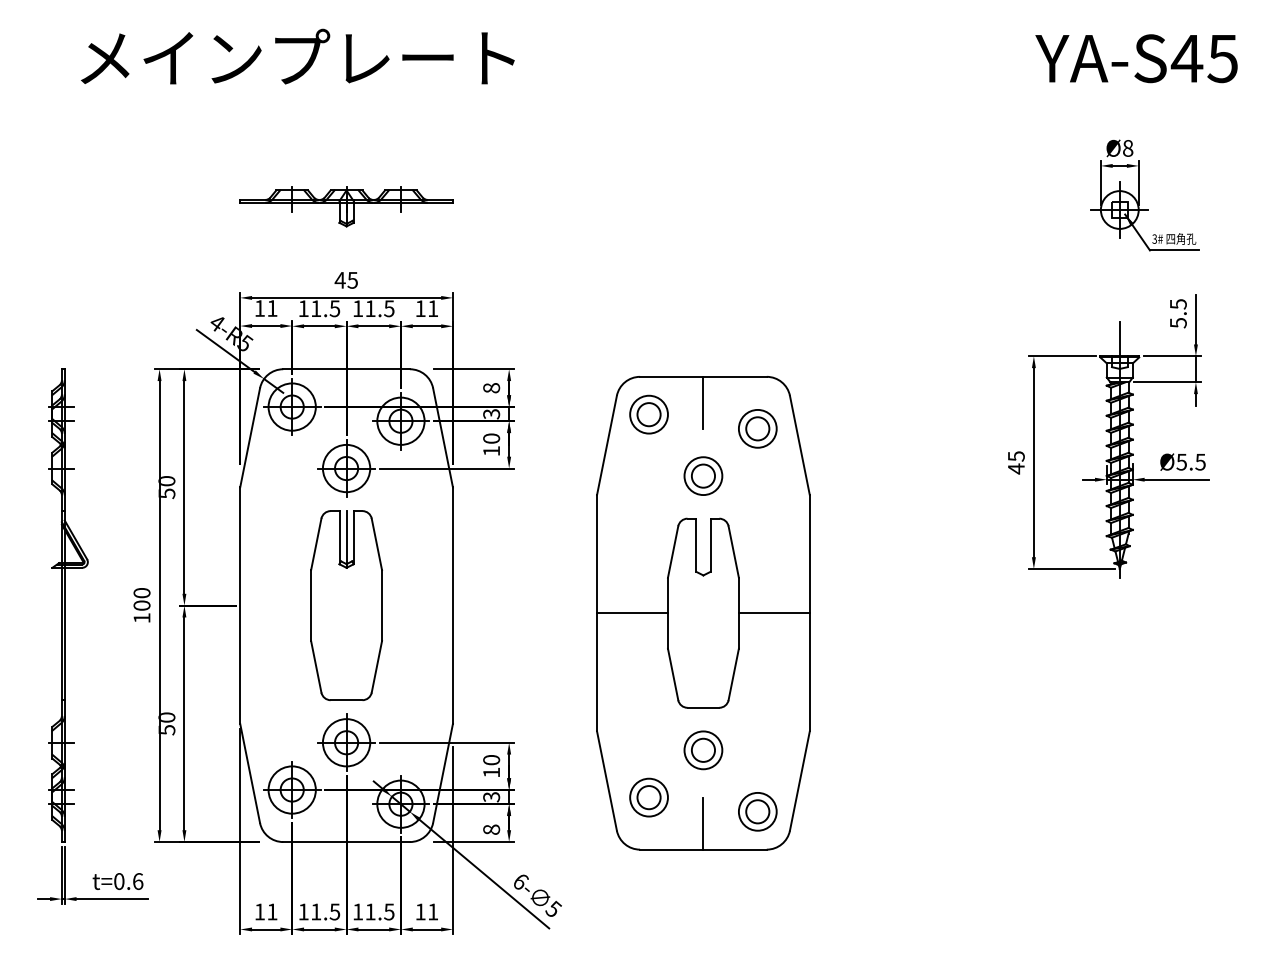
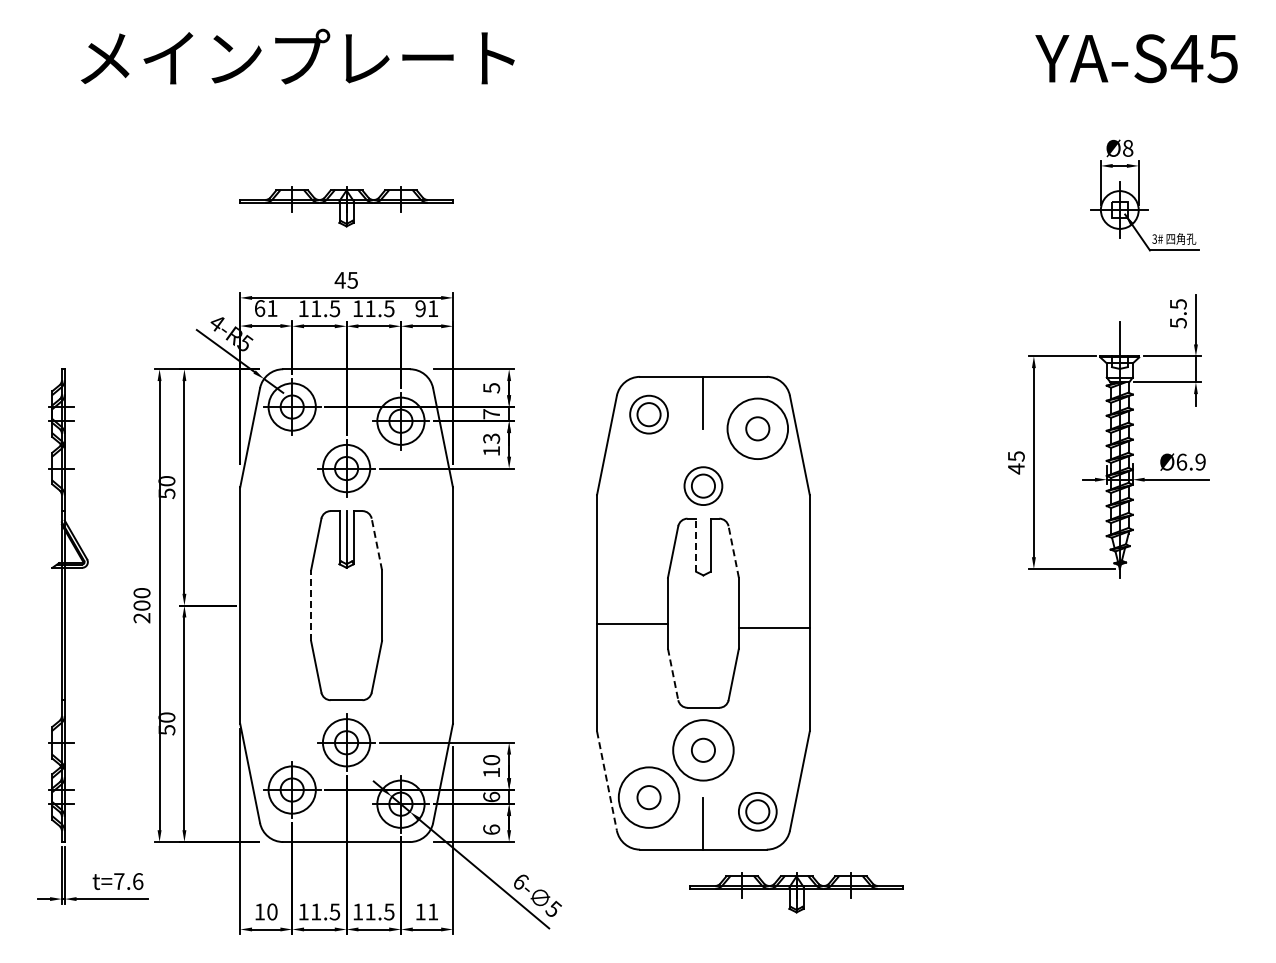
text: 11 -> 61 (260, 308)
text: 11 -> 91 (420, 308)
text: 8 -> 5 (491, 388)
text: 3 -> 7 (491, 414)
circle diameter: 38 px -> 61 px (757, 428)
text: 10 -> 13 (491, 438)
text: Ø5.5 -> Ø6.9 (1190, 461)
part position: (703, 475) -> (703, 485) (703, 485)
line: solid -> dashed (376, 543)
line: solid -> dashed (696, 545)
line: solid -> dashed (733, 551)
line: solid -> dashed (311, 605)
line position: (632, 613) -> (632, 624) (632, 624)
line position: (773, 613) -> (773, 628) (773, 628)
text: 100 -> 200 (141, 618)
line: solid -> dashed (673, 674)
circle diameter: 38 px -> 61 px (703, 750)
line: solid -> dashed (606, 781)
text: 3 -> 6 (491, 796)
circle diameter: 38 px -> 61 px (648, 797)
text: 8 -> 6 (491, 829)
text: t=0.6 -> t=7.6 (119, 881)
part: none -> present (796, 892)
text: 11 -> 10 (272, 911)
